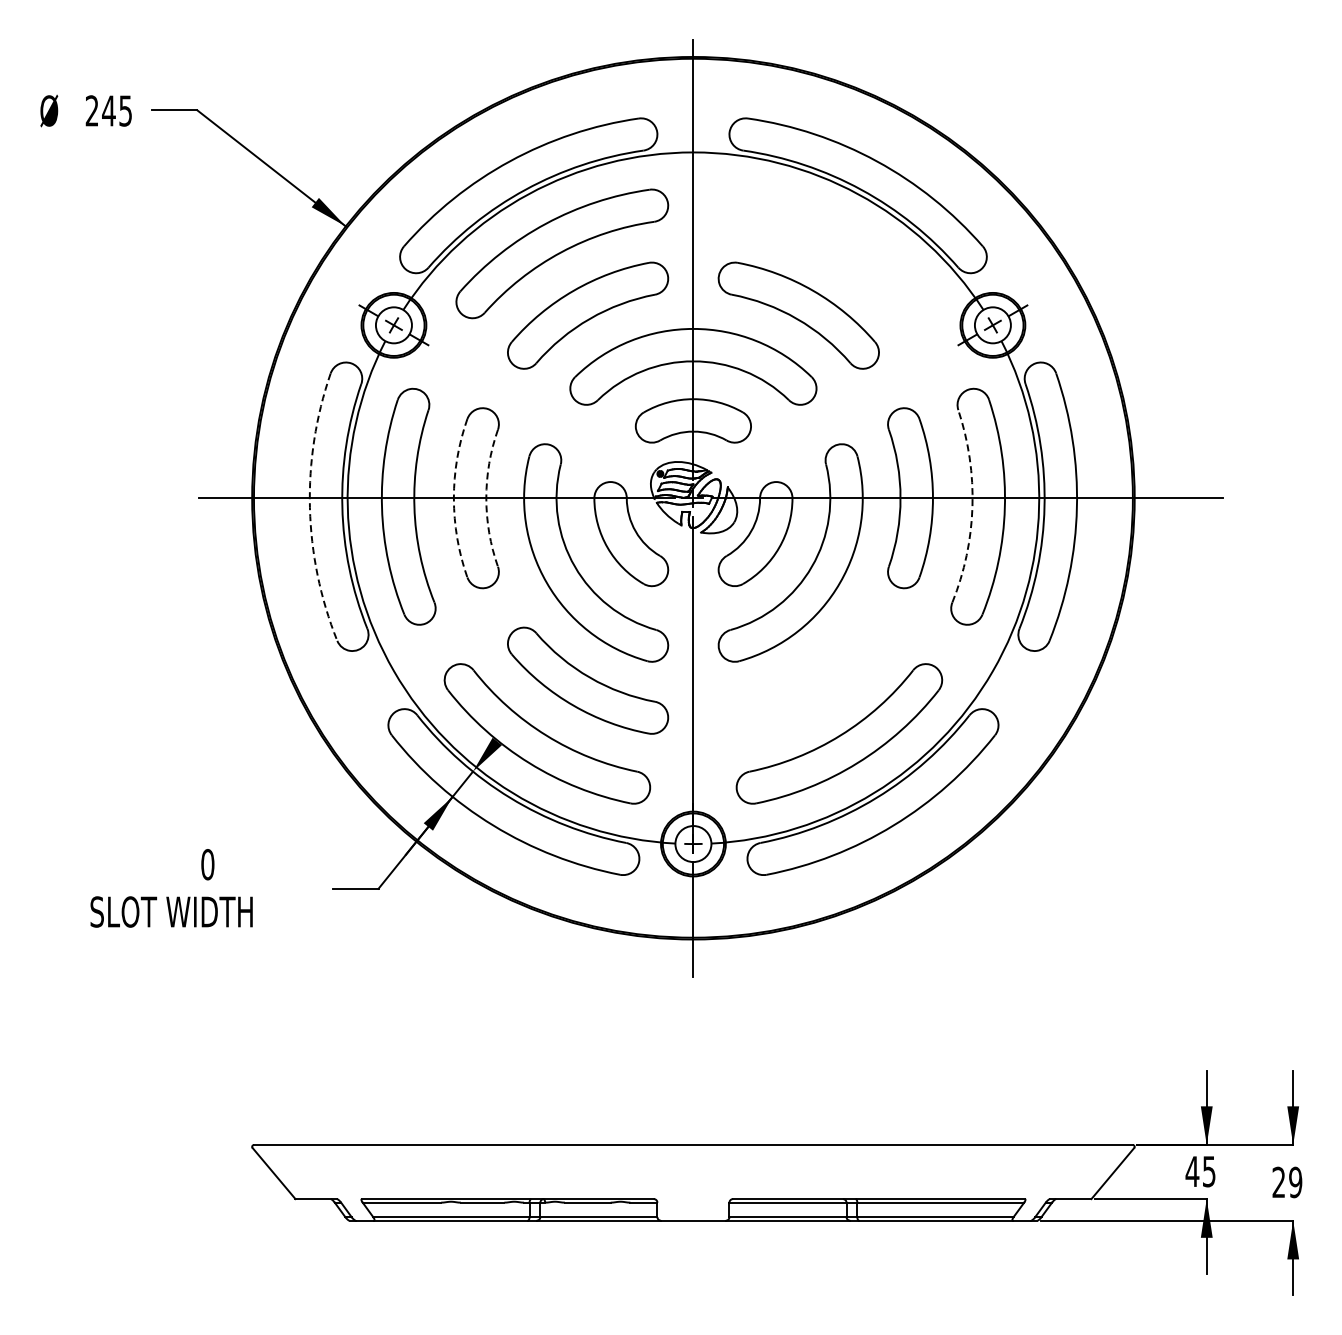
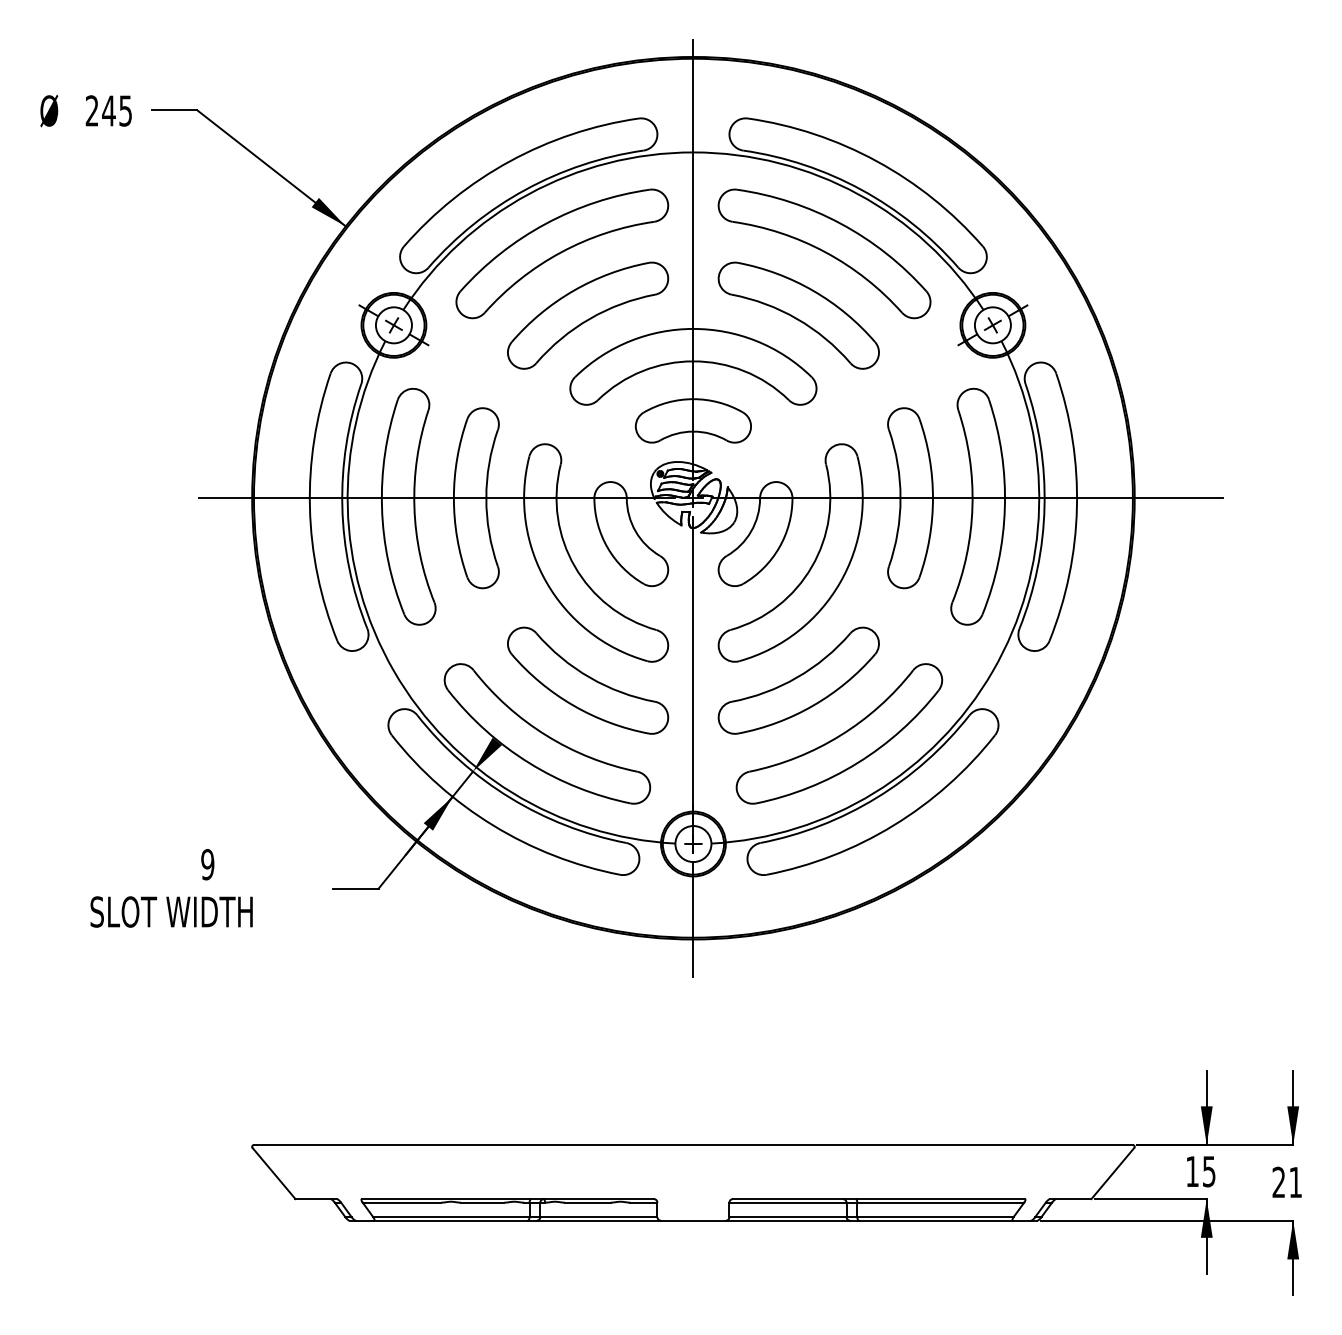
part: none -> present (824, 253)
arc: dashed -> solid (453, 498)
arc: dashed -> solid (486, 498)
arc: dashed -> solid (972, 506)
arc: dashed -> solid (309, 507)
part: none -> present (798, 680)
text: 0 -> 9 (207, 864)
text: 45 -> 15 (1192, 1171)
text: 29 -> 21 (1295, 1182)
